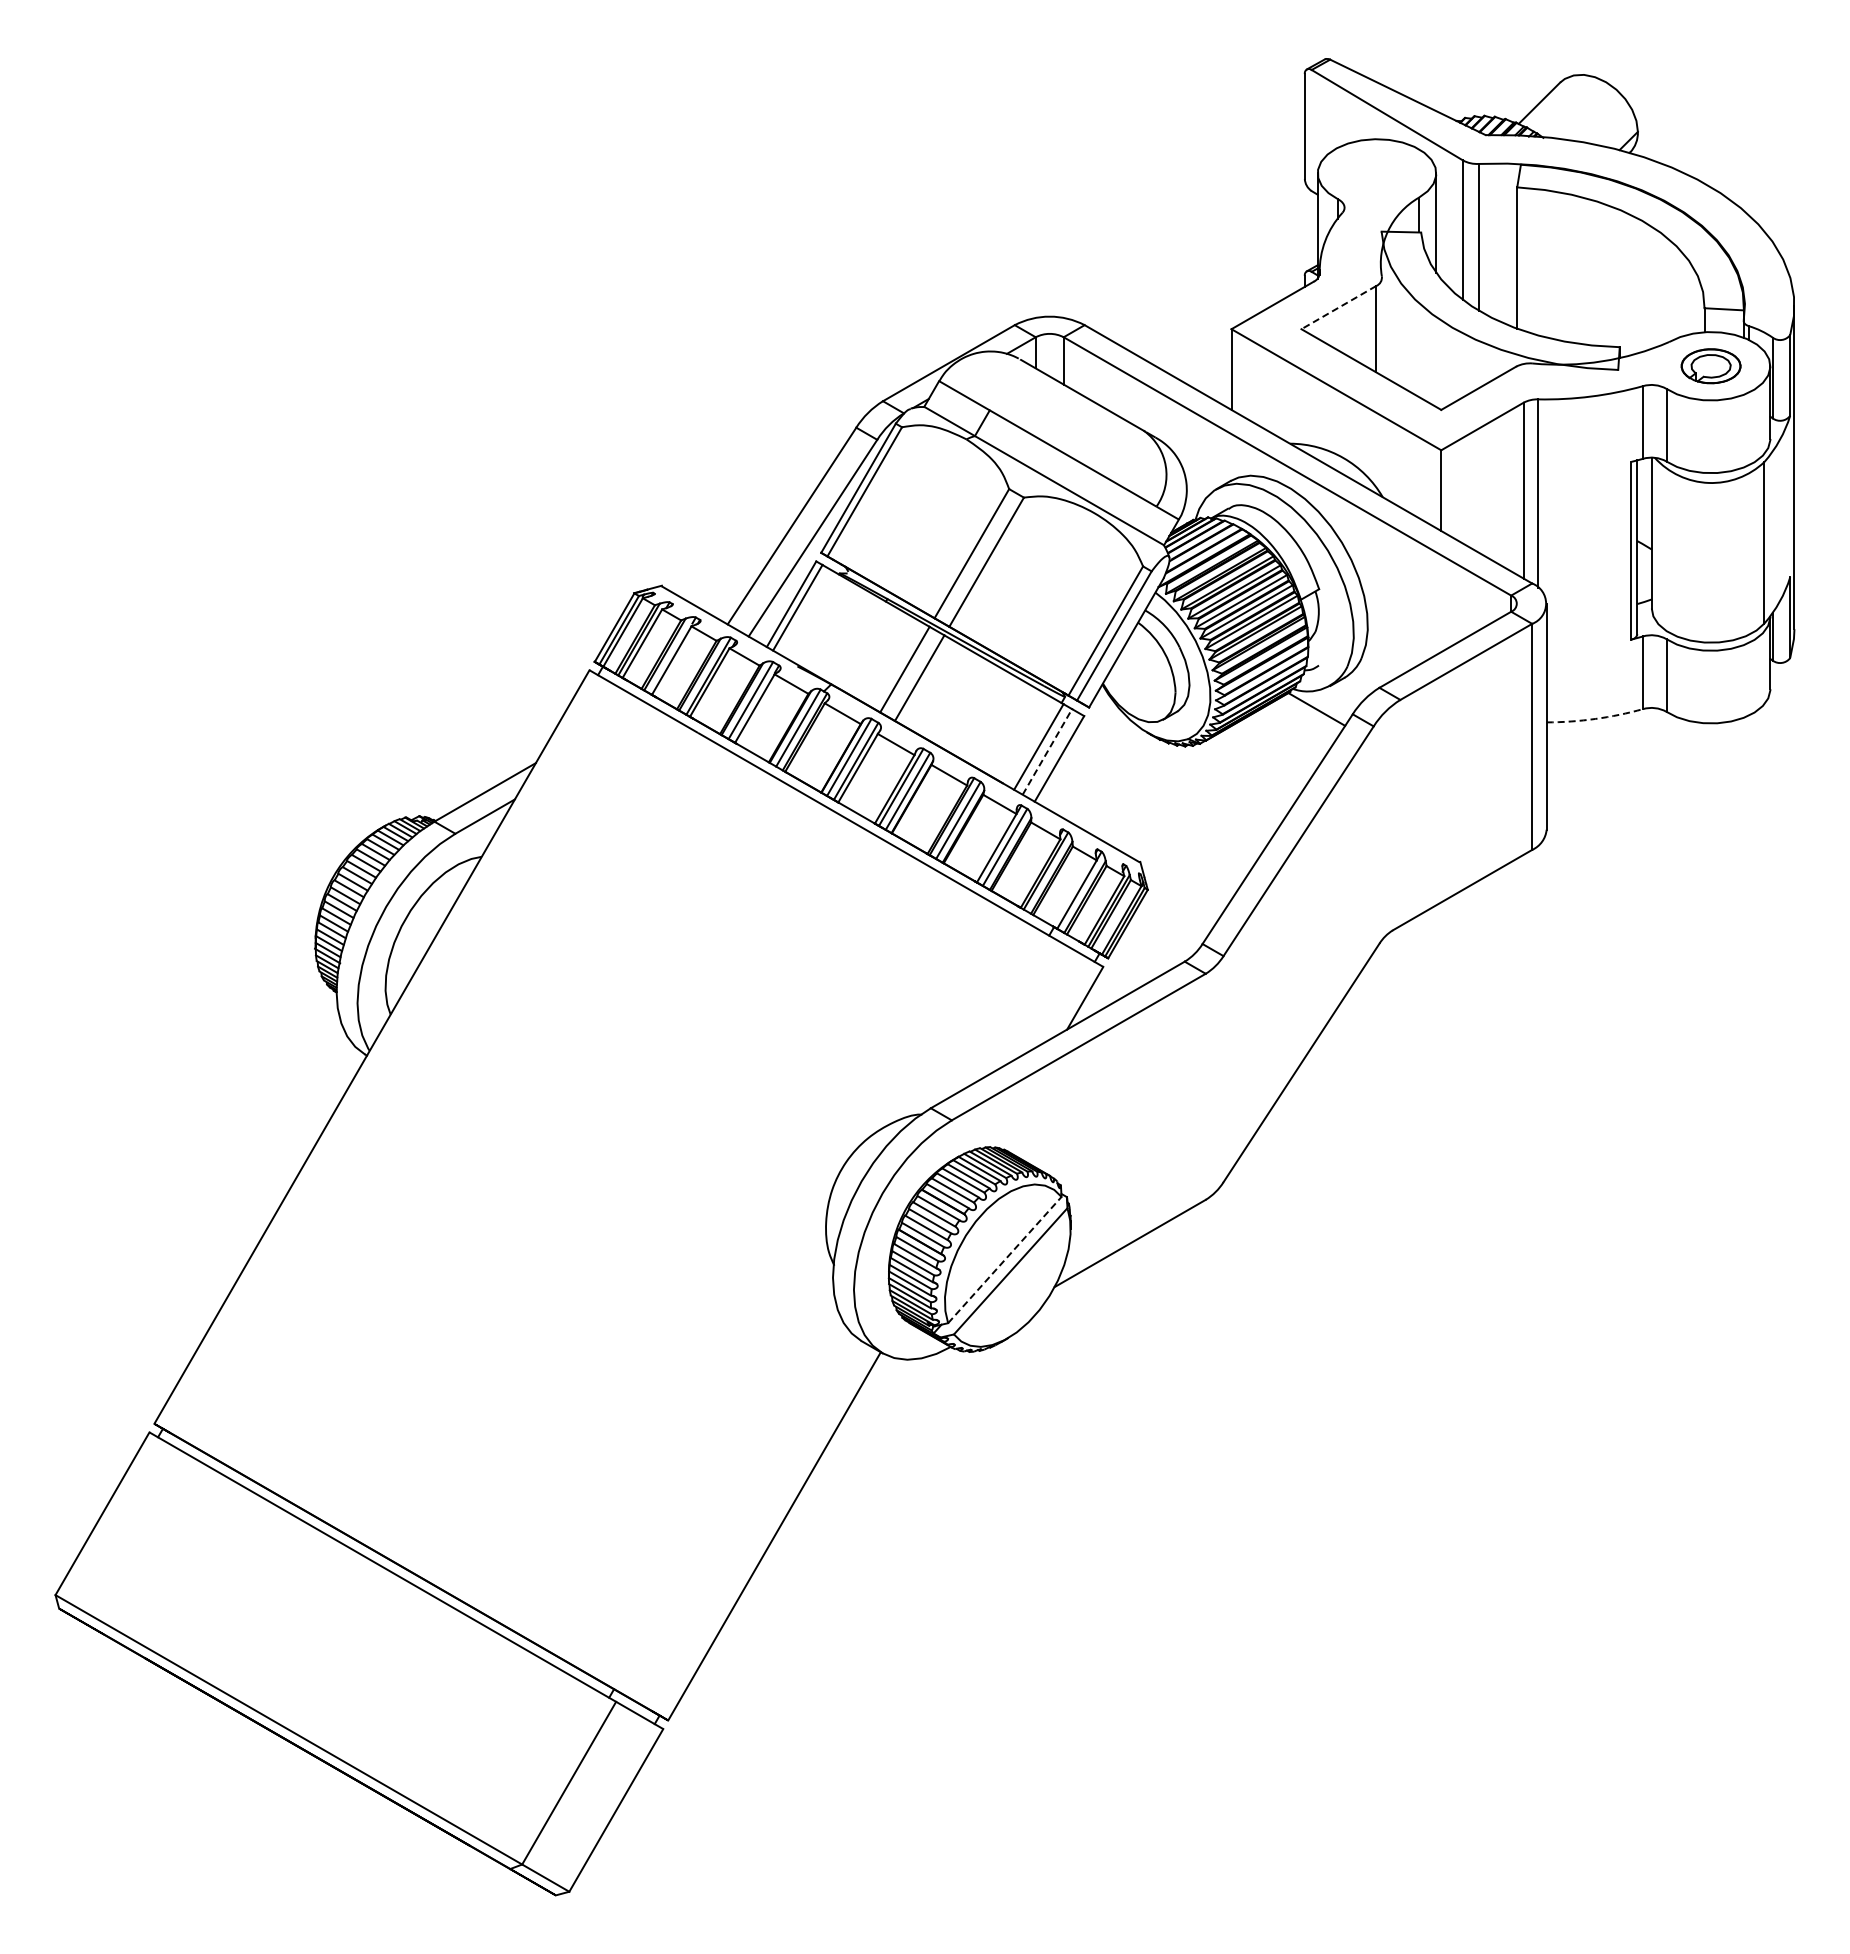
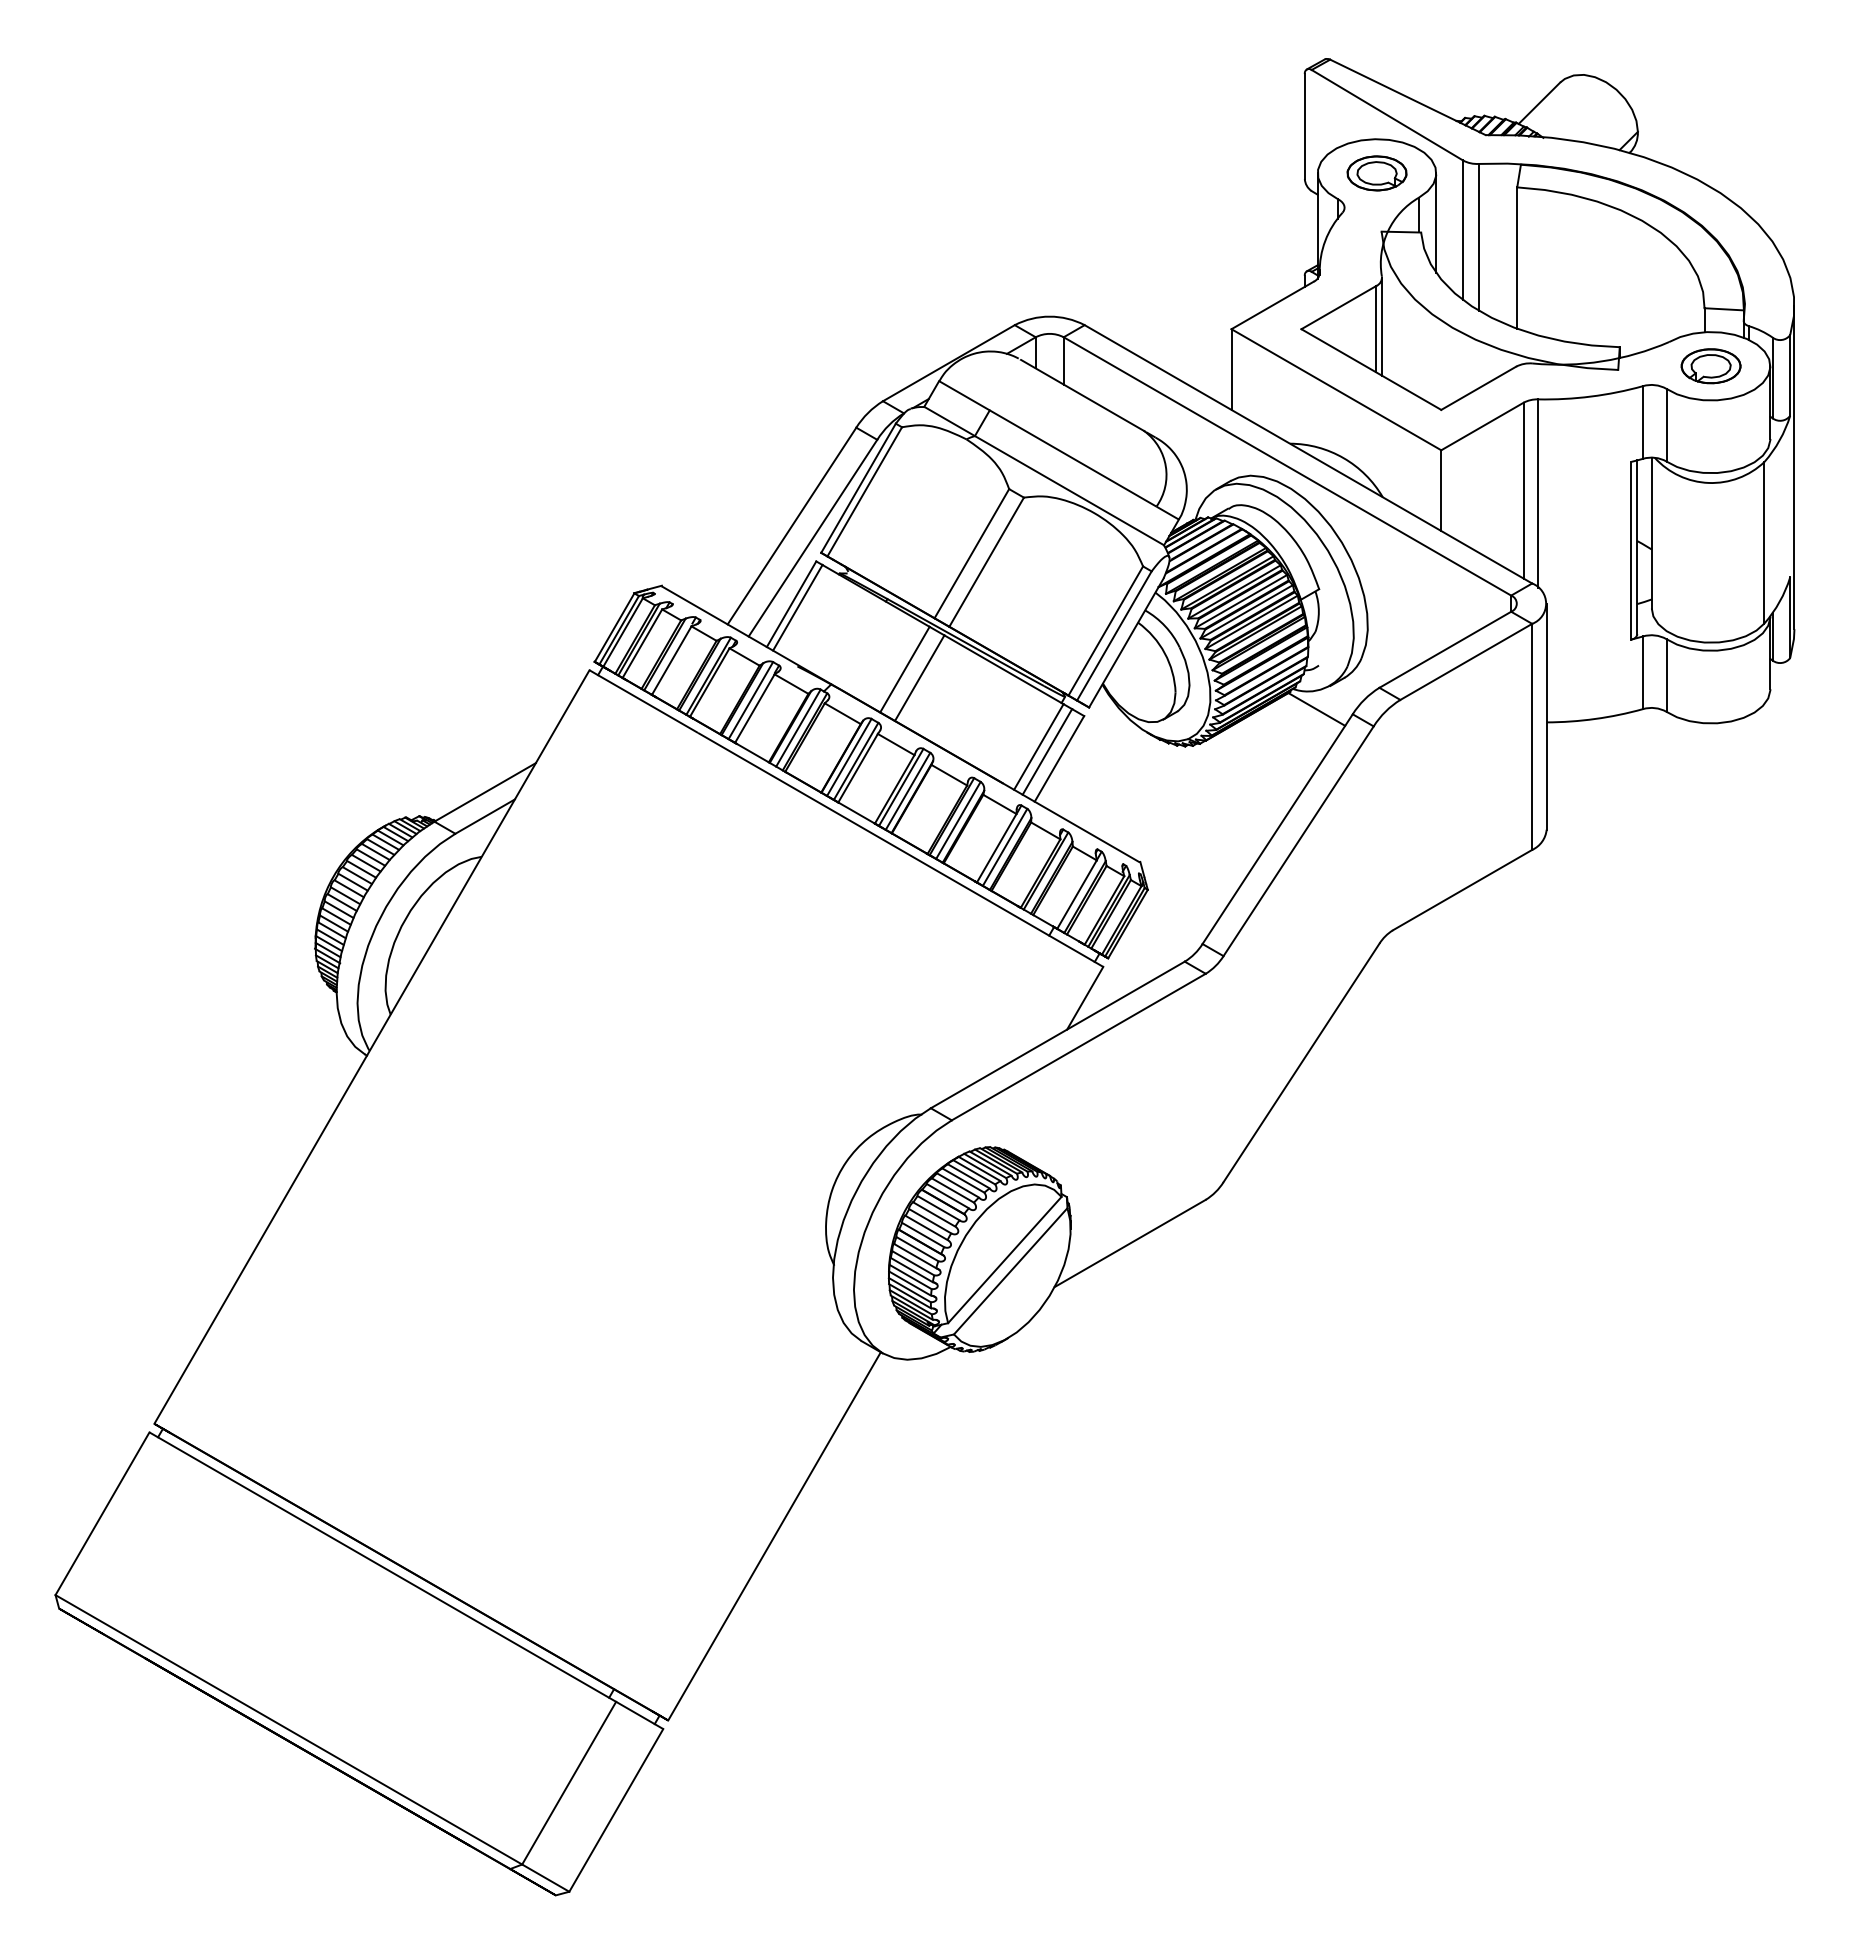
part: none -> present (1376, 173)
line: dashed -> solid (1338, 307)
line: none -> present (1382, 326)
arc: dashed -> solid (1595, 718)
line: dashed -> solid (1047, 751)
line: dashed -> solid (1004, 1260)
